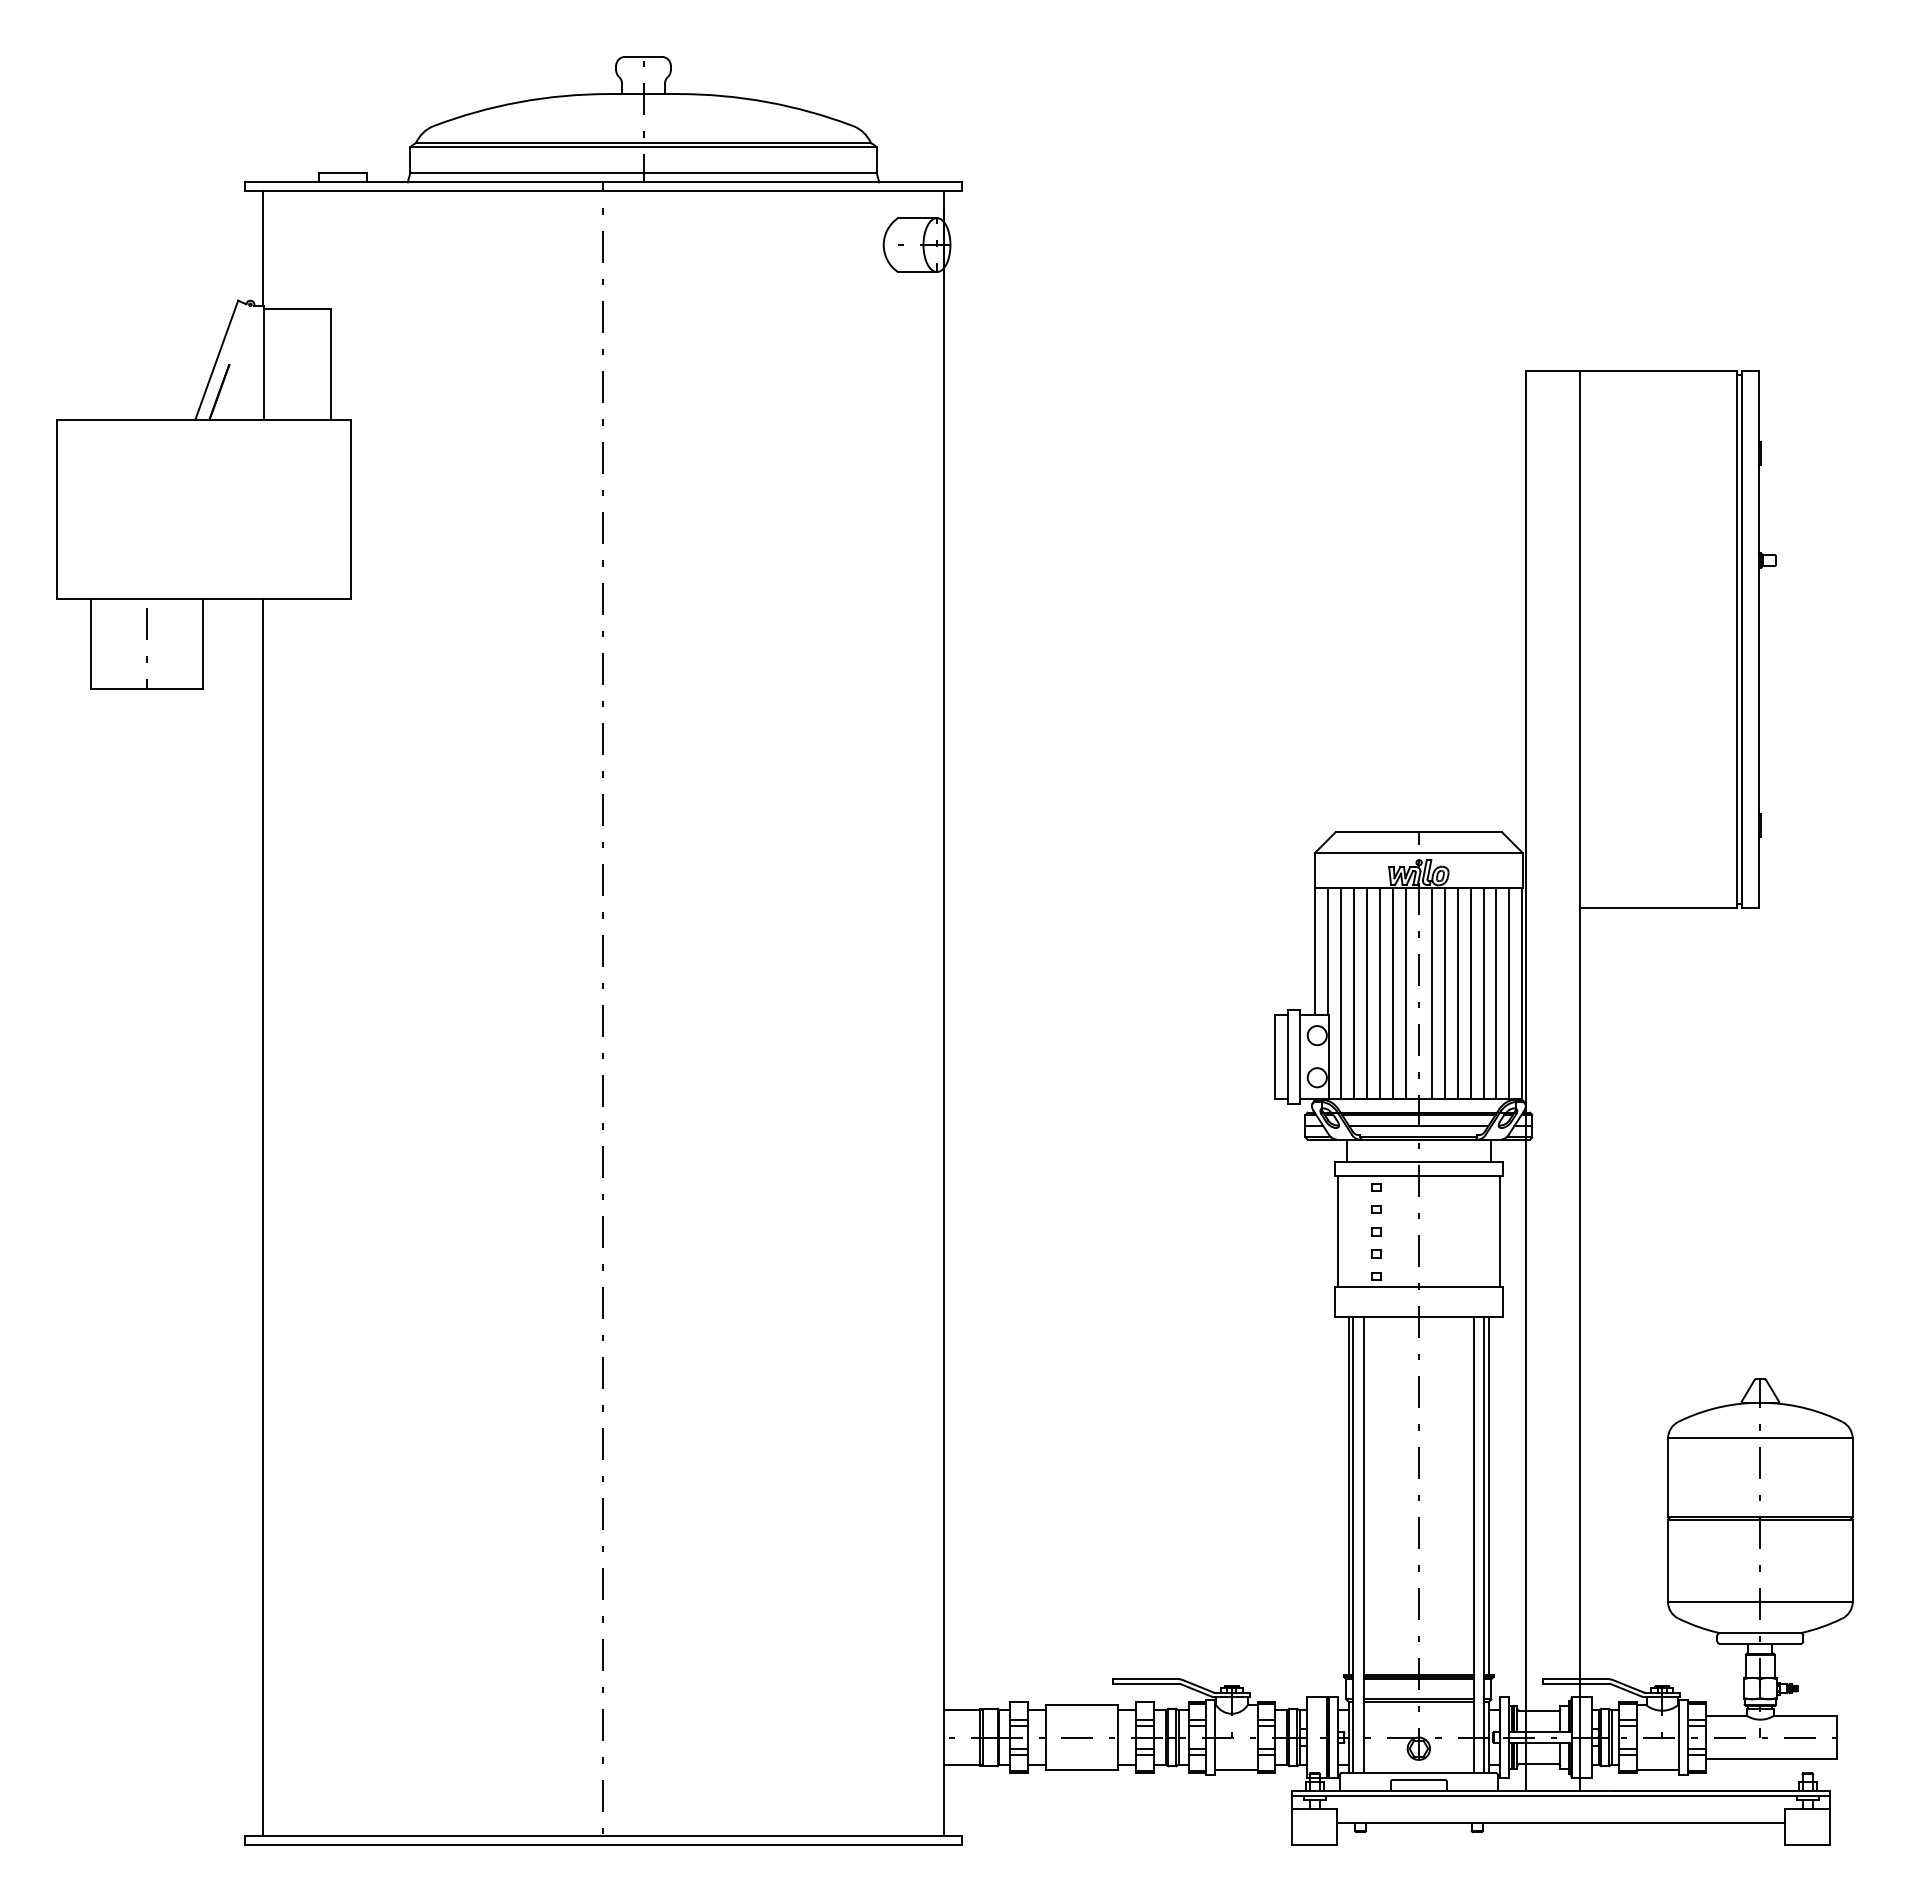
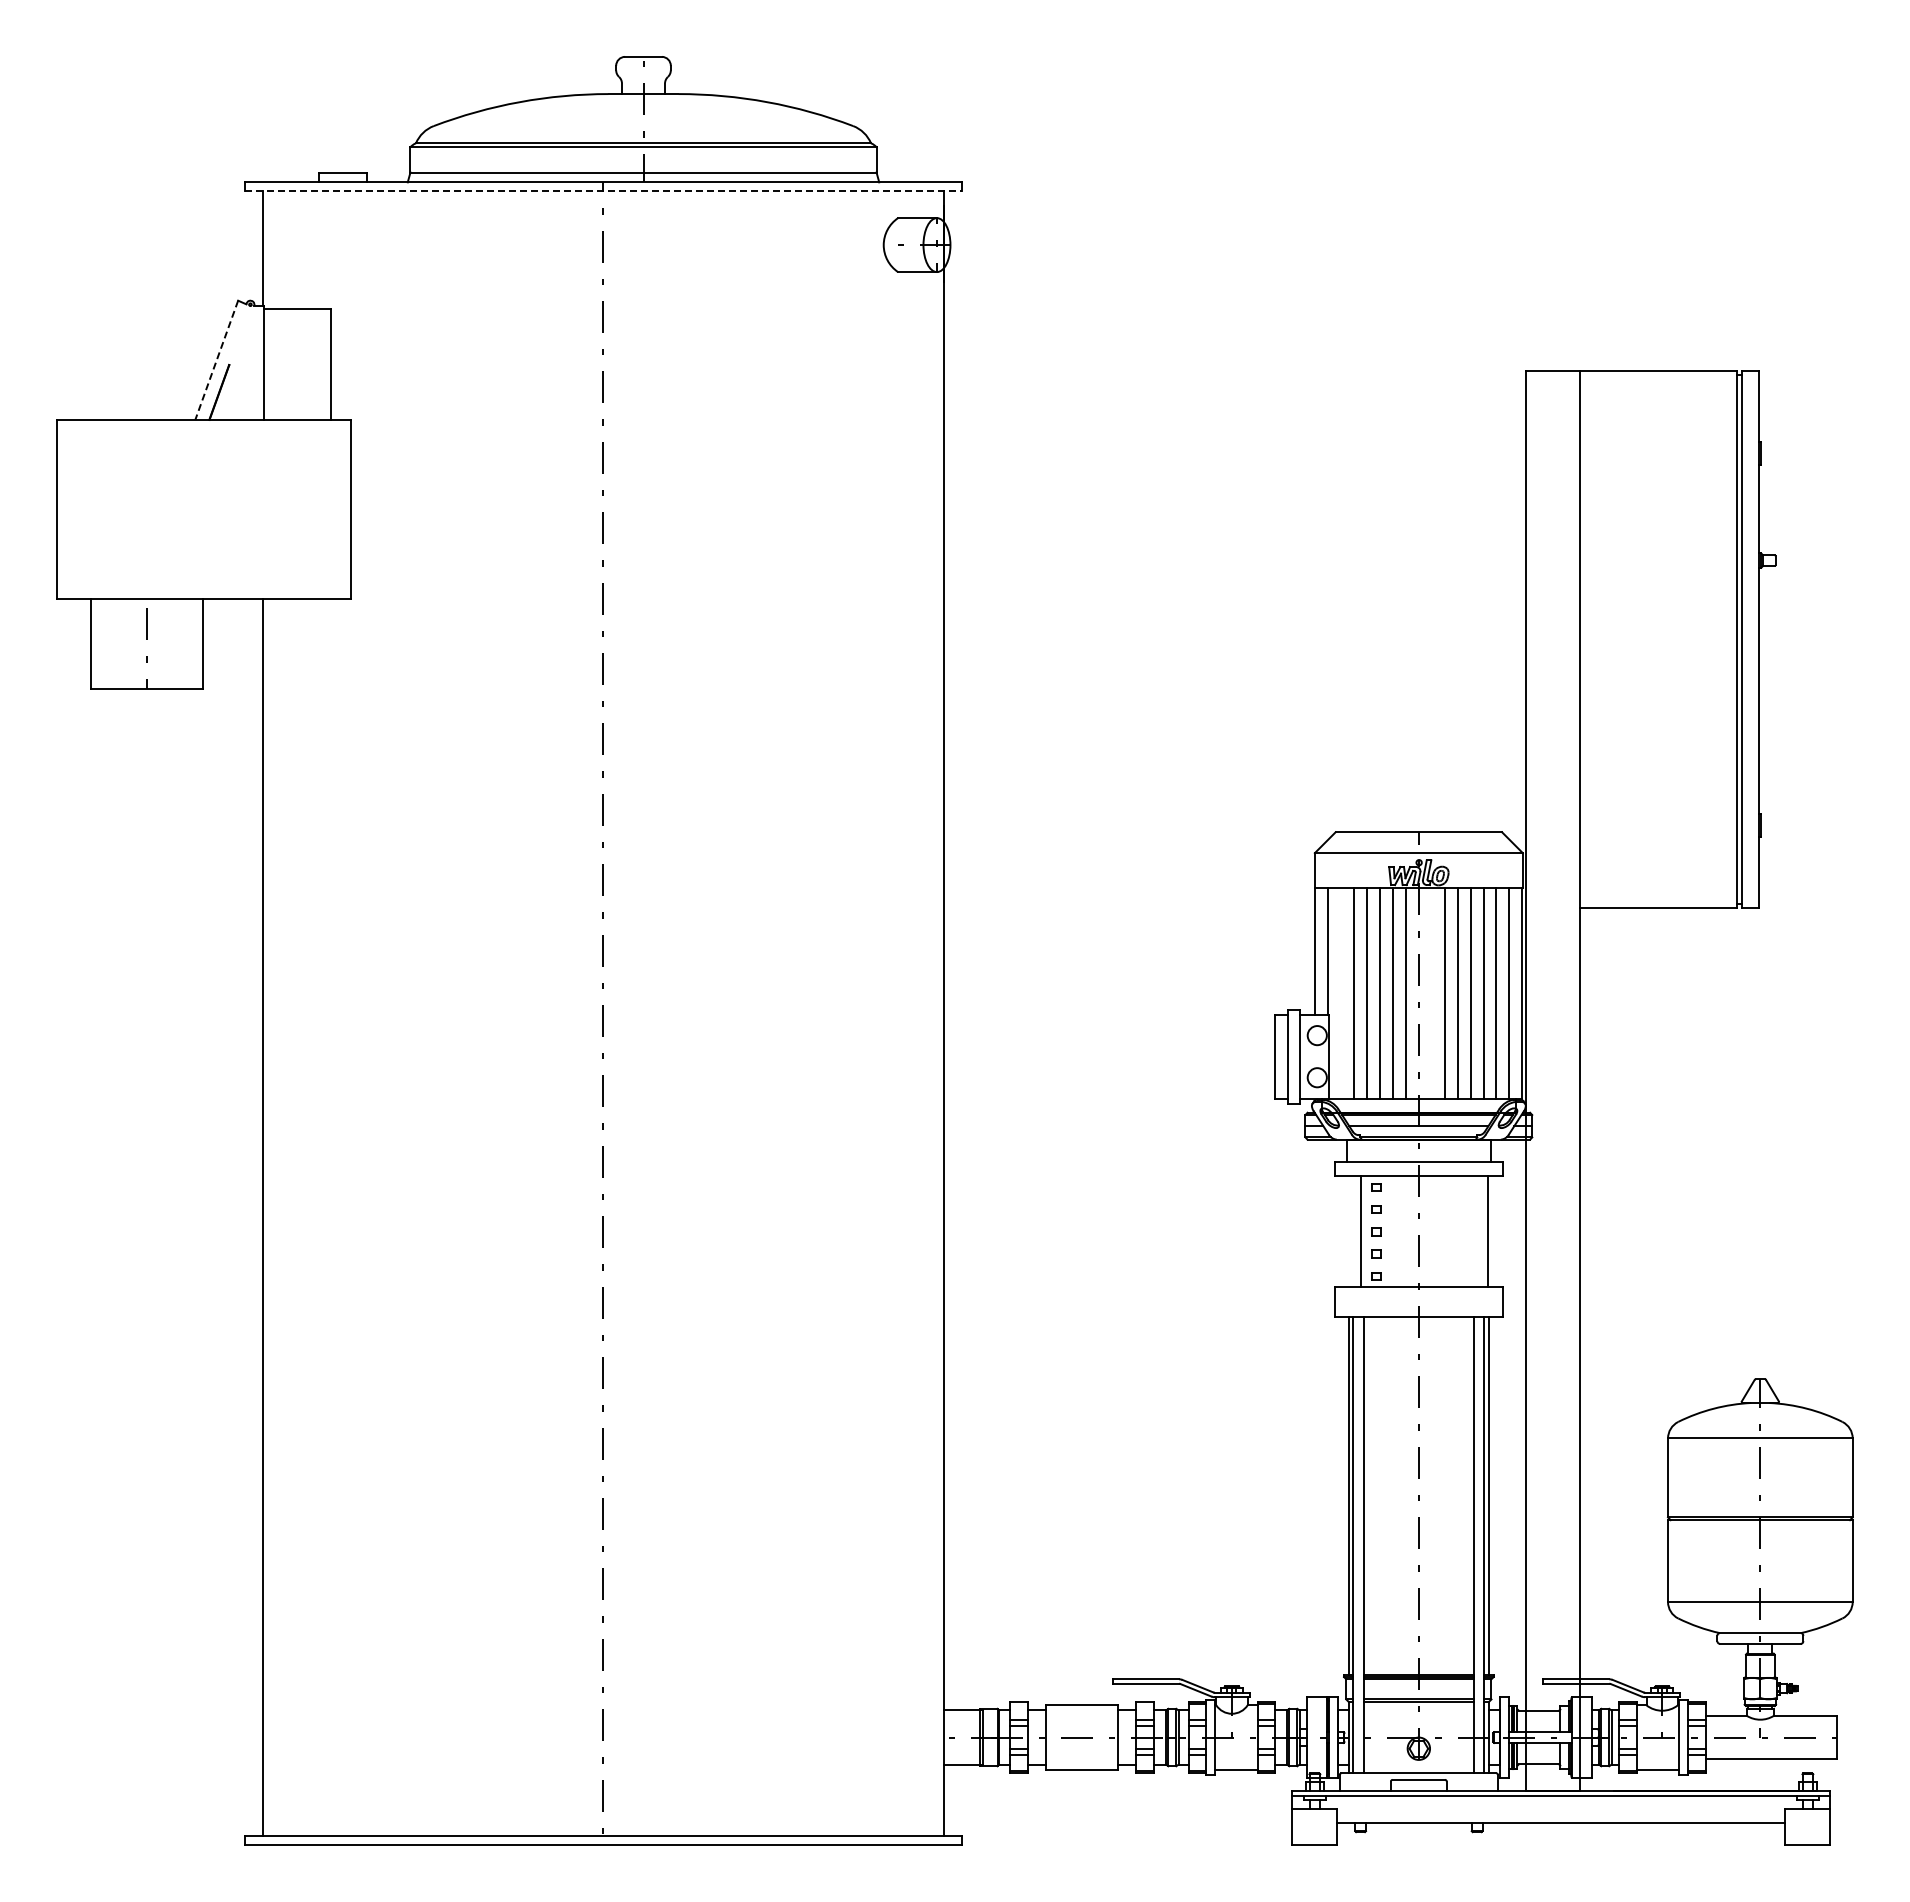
line: solid -> dashed (603, 191)
line: solid -> dashed (216, 360)
line: present -> none (1341, 993)
line: present -> none (1431, 993)
line position: (1337, 1231) -> (1360, 1231) (1360, 1231)
line position: (1500, 1231) -> (1488, 1231) (1488, 1231)
